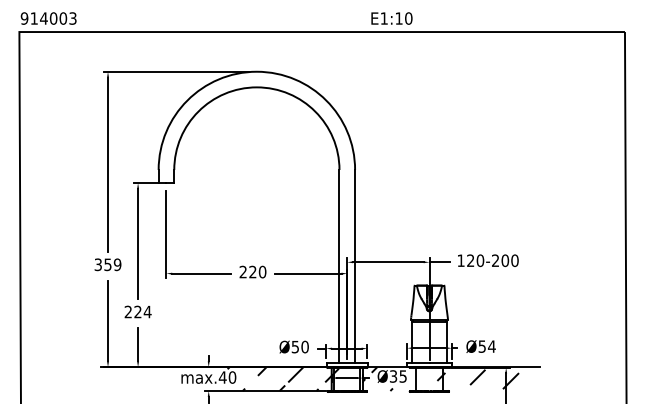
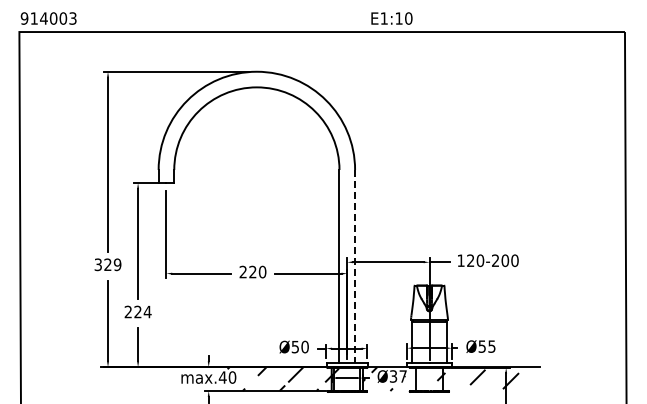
text: 359 -> 329 (107, 264)
line: solid -> dashed (355, 266)
text: Ø54 -> Ø55 (491, 346)
text: Ø35 -> Ø37 (402, 376)
